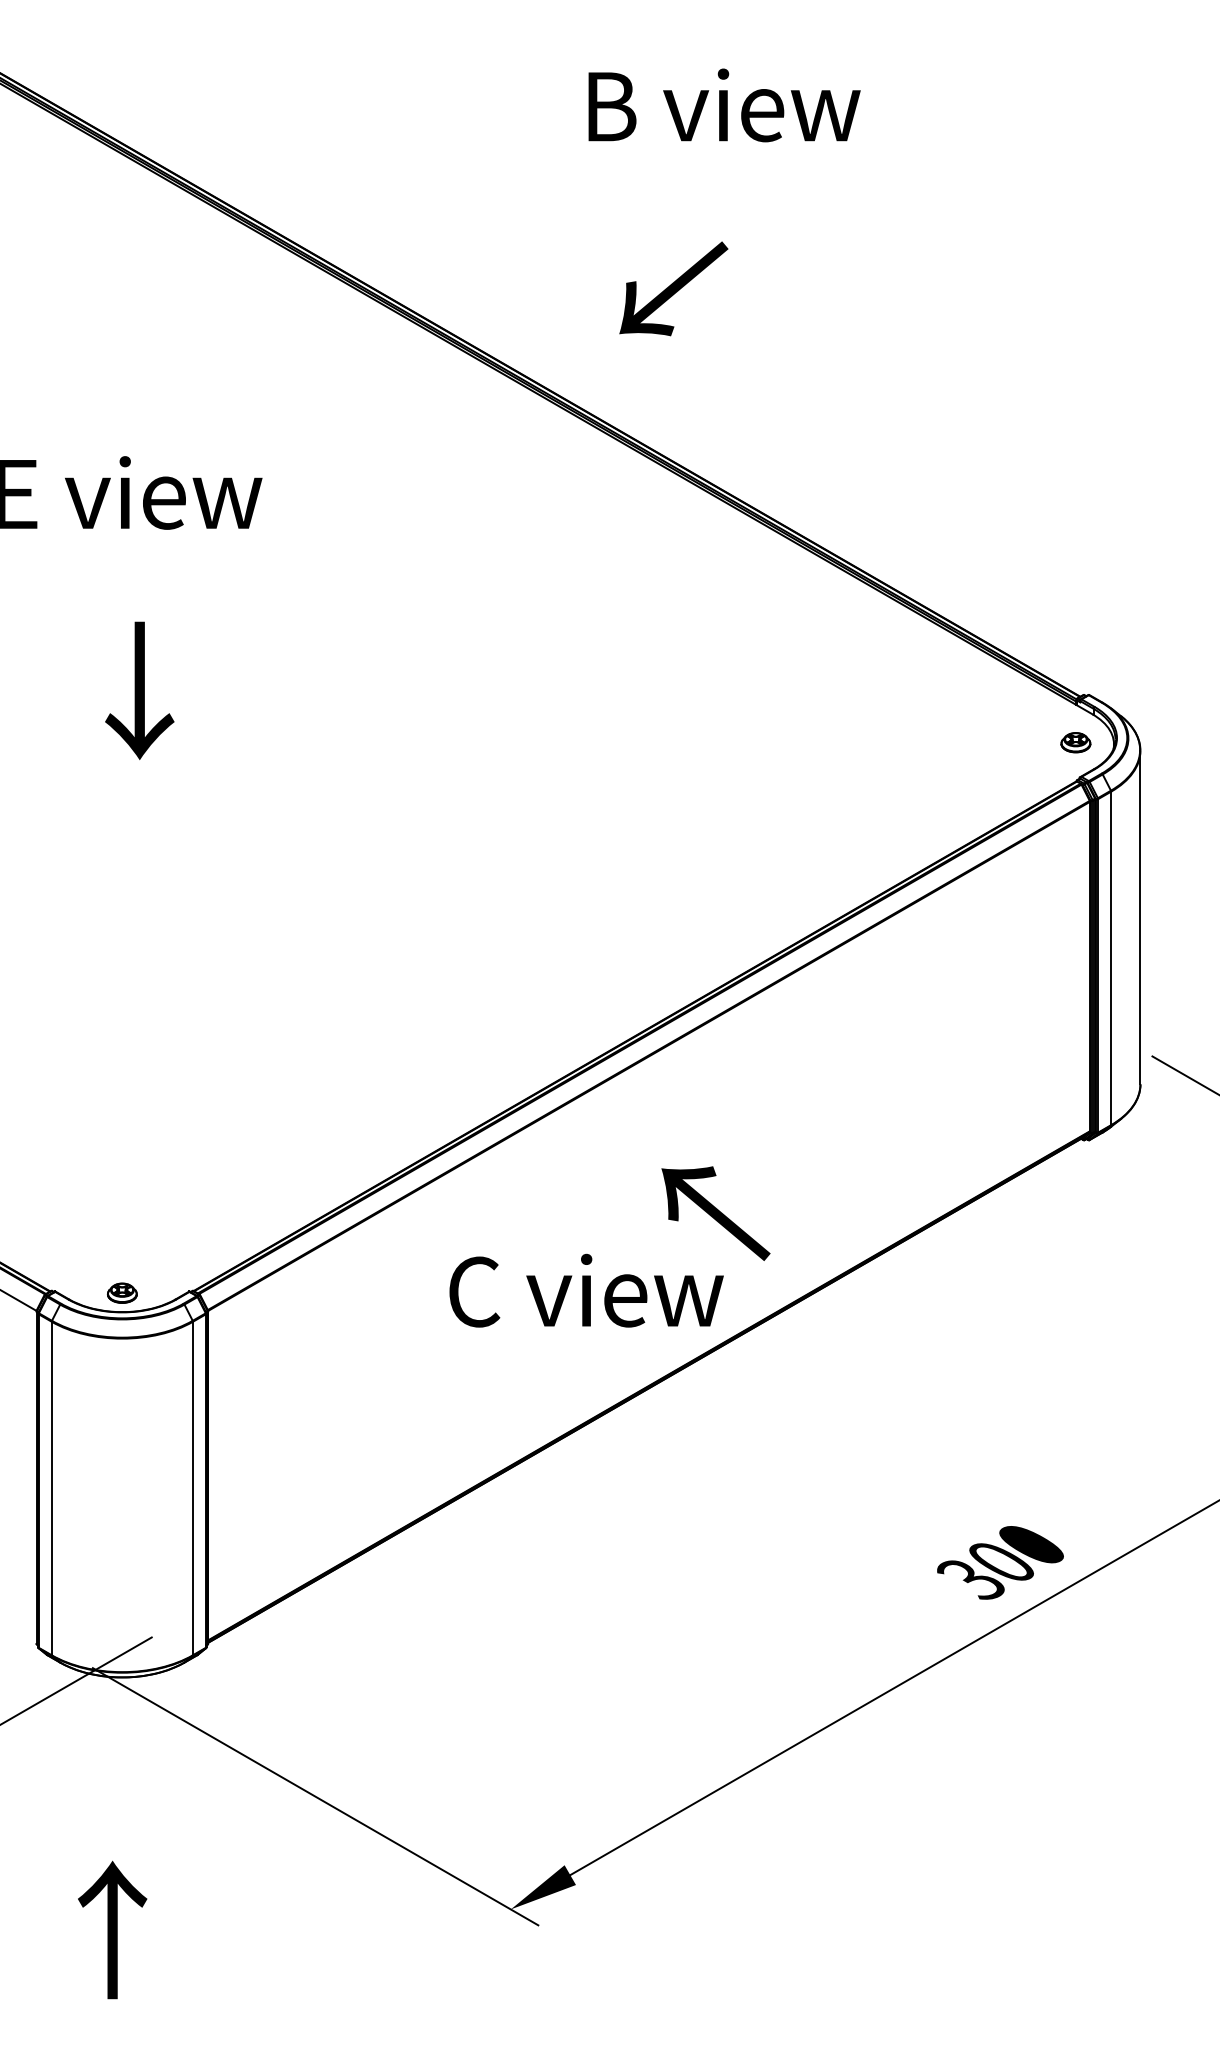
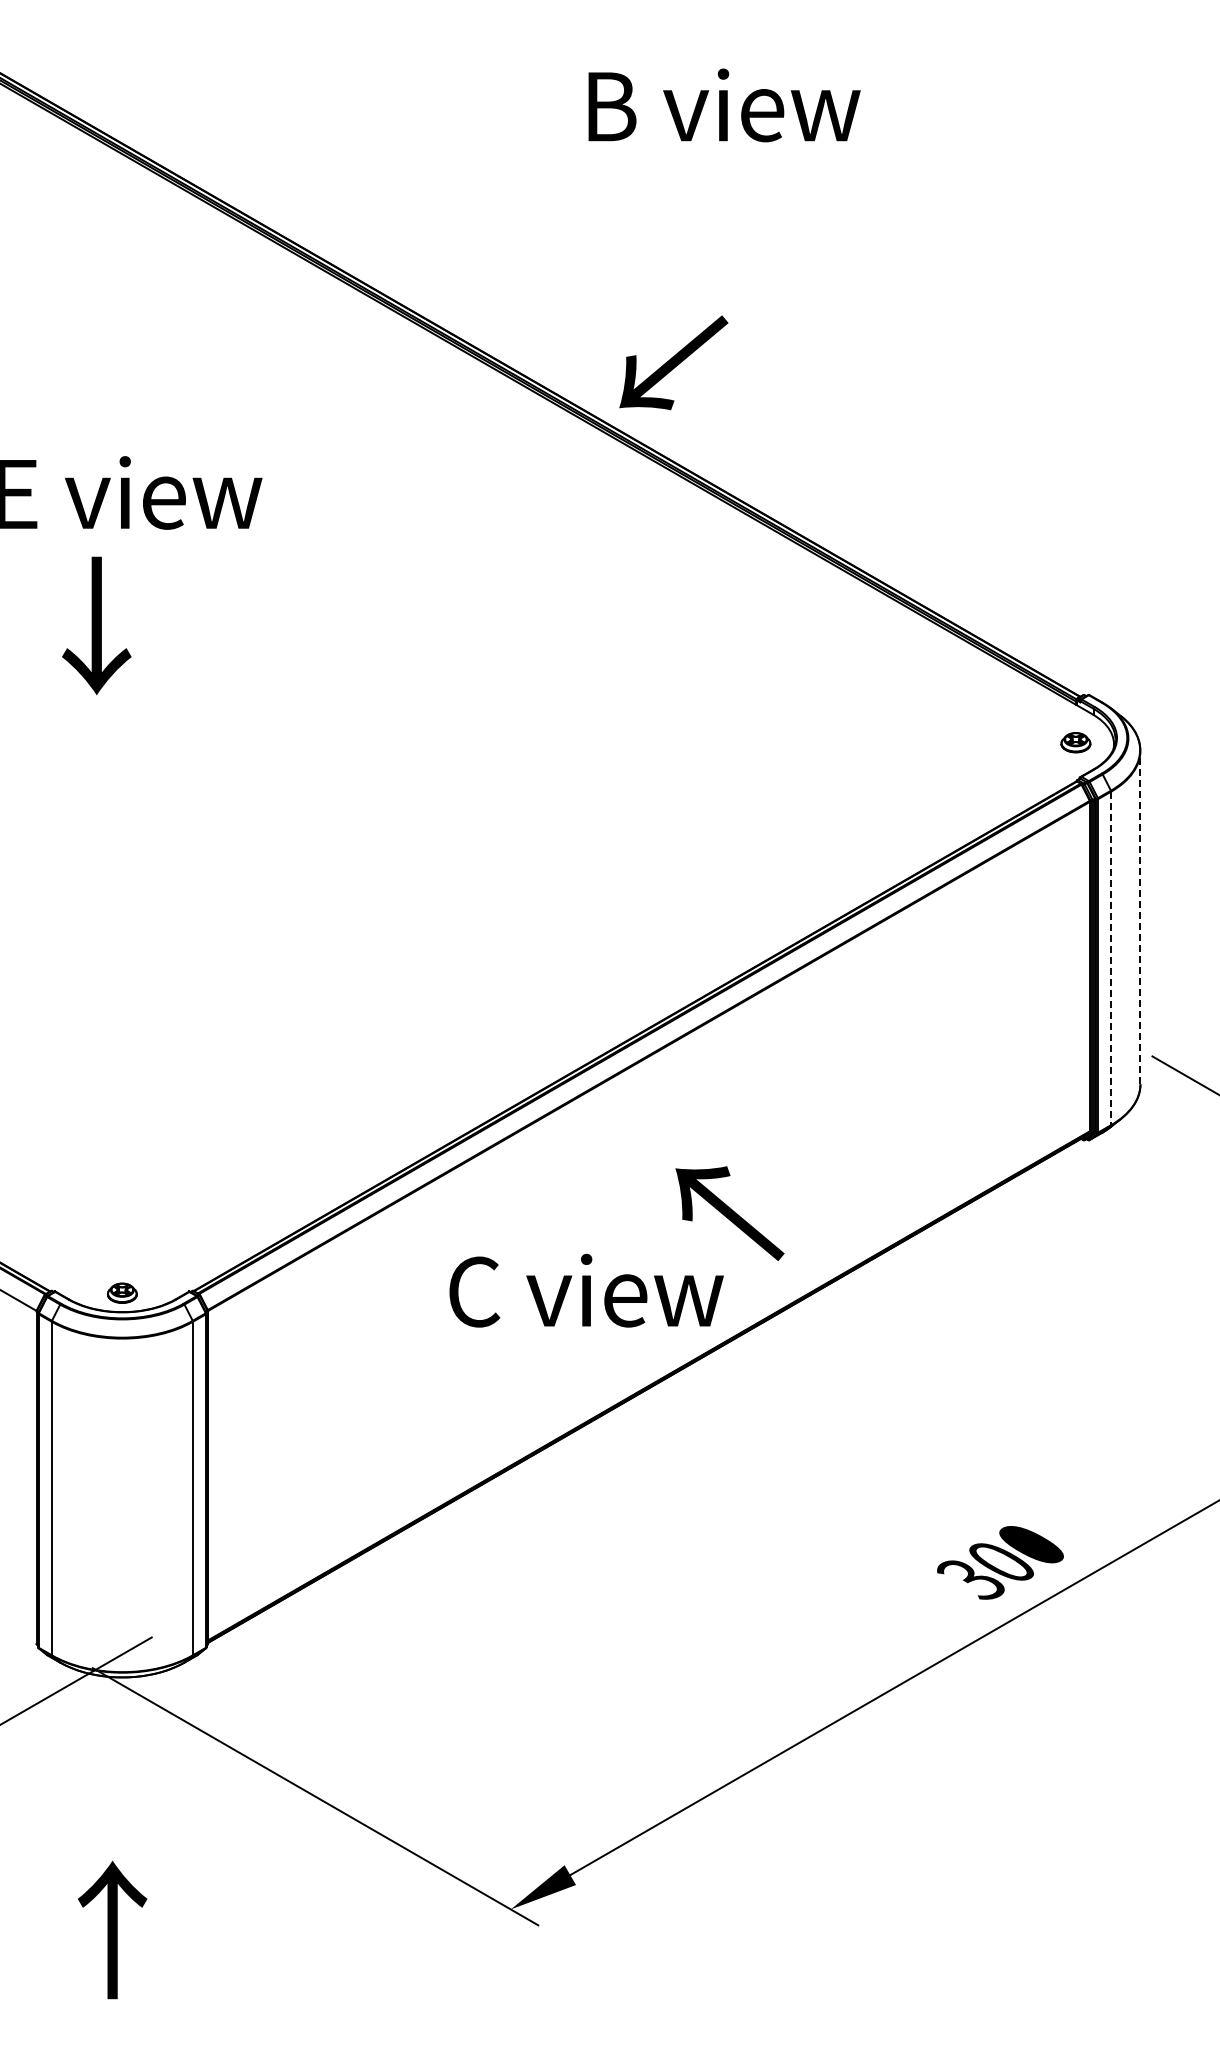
text position: (673, 288) -> (673, 362) (673, 362)
text position: (139, 690) -> (96, 625) (96, 625)
line: solid -> dashed (1140, 917)
line: solid -> dashed (1111, 958)
text position: (715, 1213) -> (729, 1213) (729, 1213)
